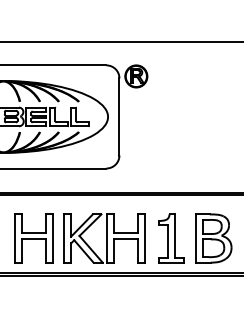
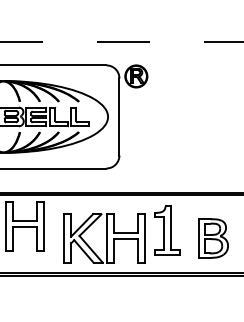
line: solid -> dashed (121, 41)
part position: (33, 238) -> (24, 226) (24, 226)
part position: (171, 238) -> (167, 230) (167, 230)
part size: 38x51 px -> 31x41 px (213, 238)
